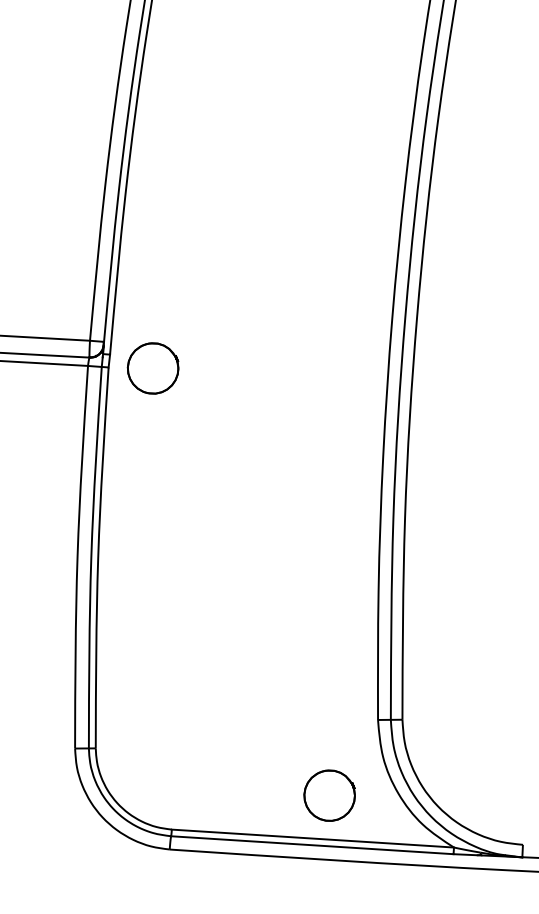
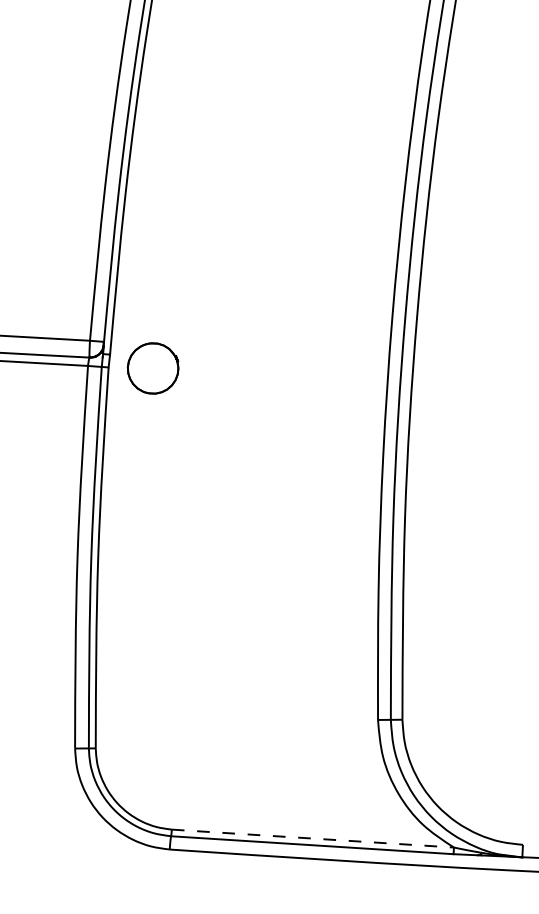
part: present -> none (329, 795)
line: solid -> dashed (313, 838)
